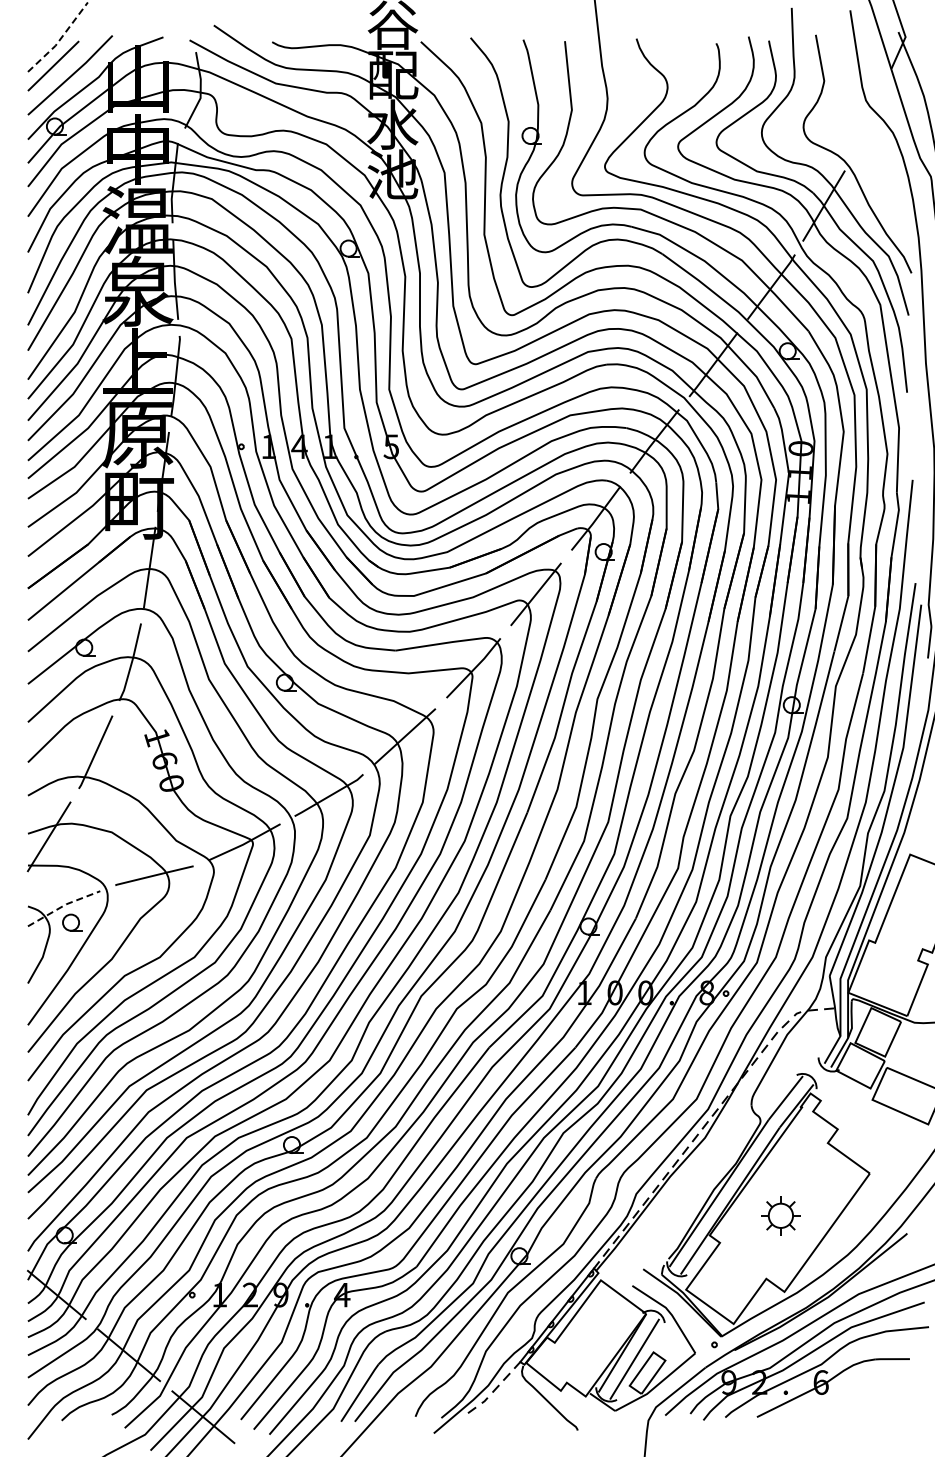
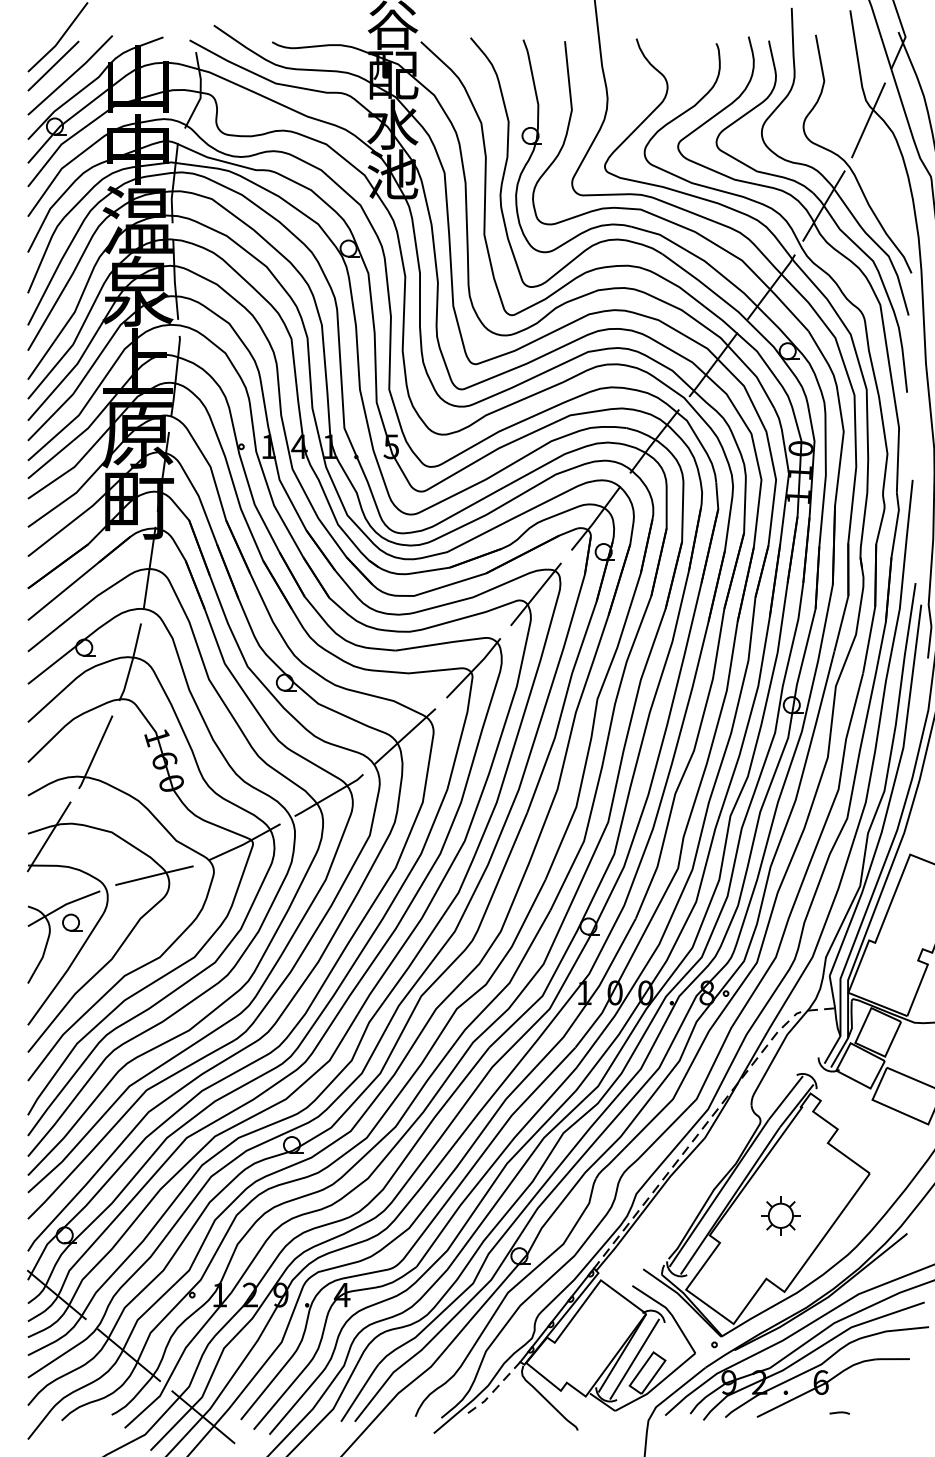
line: dashed -> solid (60, 39)
line: none -> present (868, 120)
line: dashed -> solid (63, 905)
line: none -> present (839, 1412)
